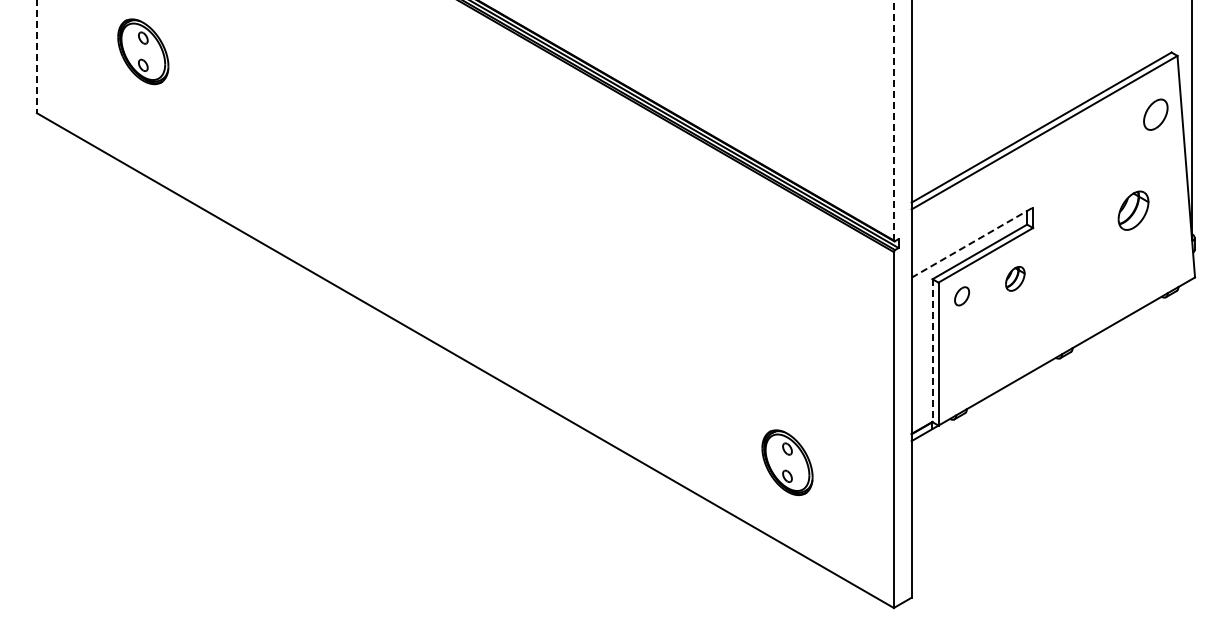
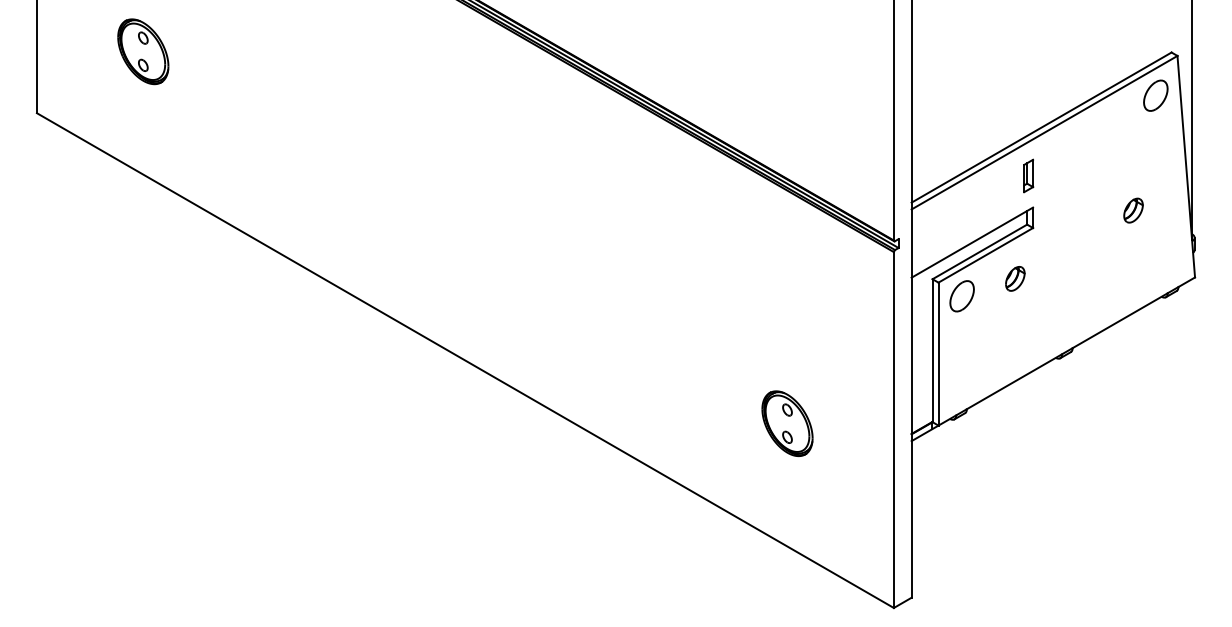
line: dashed -> solid (36, 57)
part position: (1155, 114) -> (1155, 95) (1155, 95)
line: dashed -> solid (893, 120)
part: none -> present (1028, 175)
part size: 33x41 px -> 21x27 px (1133, 210)
line: dashed -> solid (972, 242)
part size: 17x21 px -> 26x33 px (961, 296)
line: dashed -> solid (932, 351)
part position: (787, 462) -> (787, 423) (787, 423)
